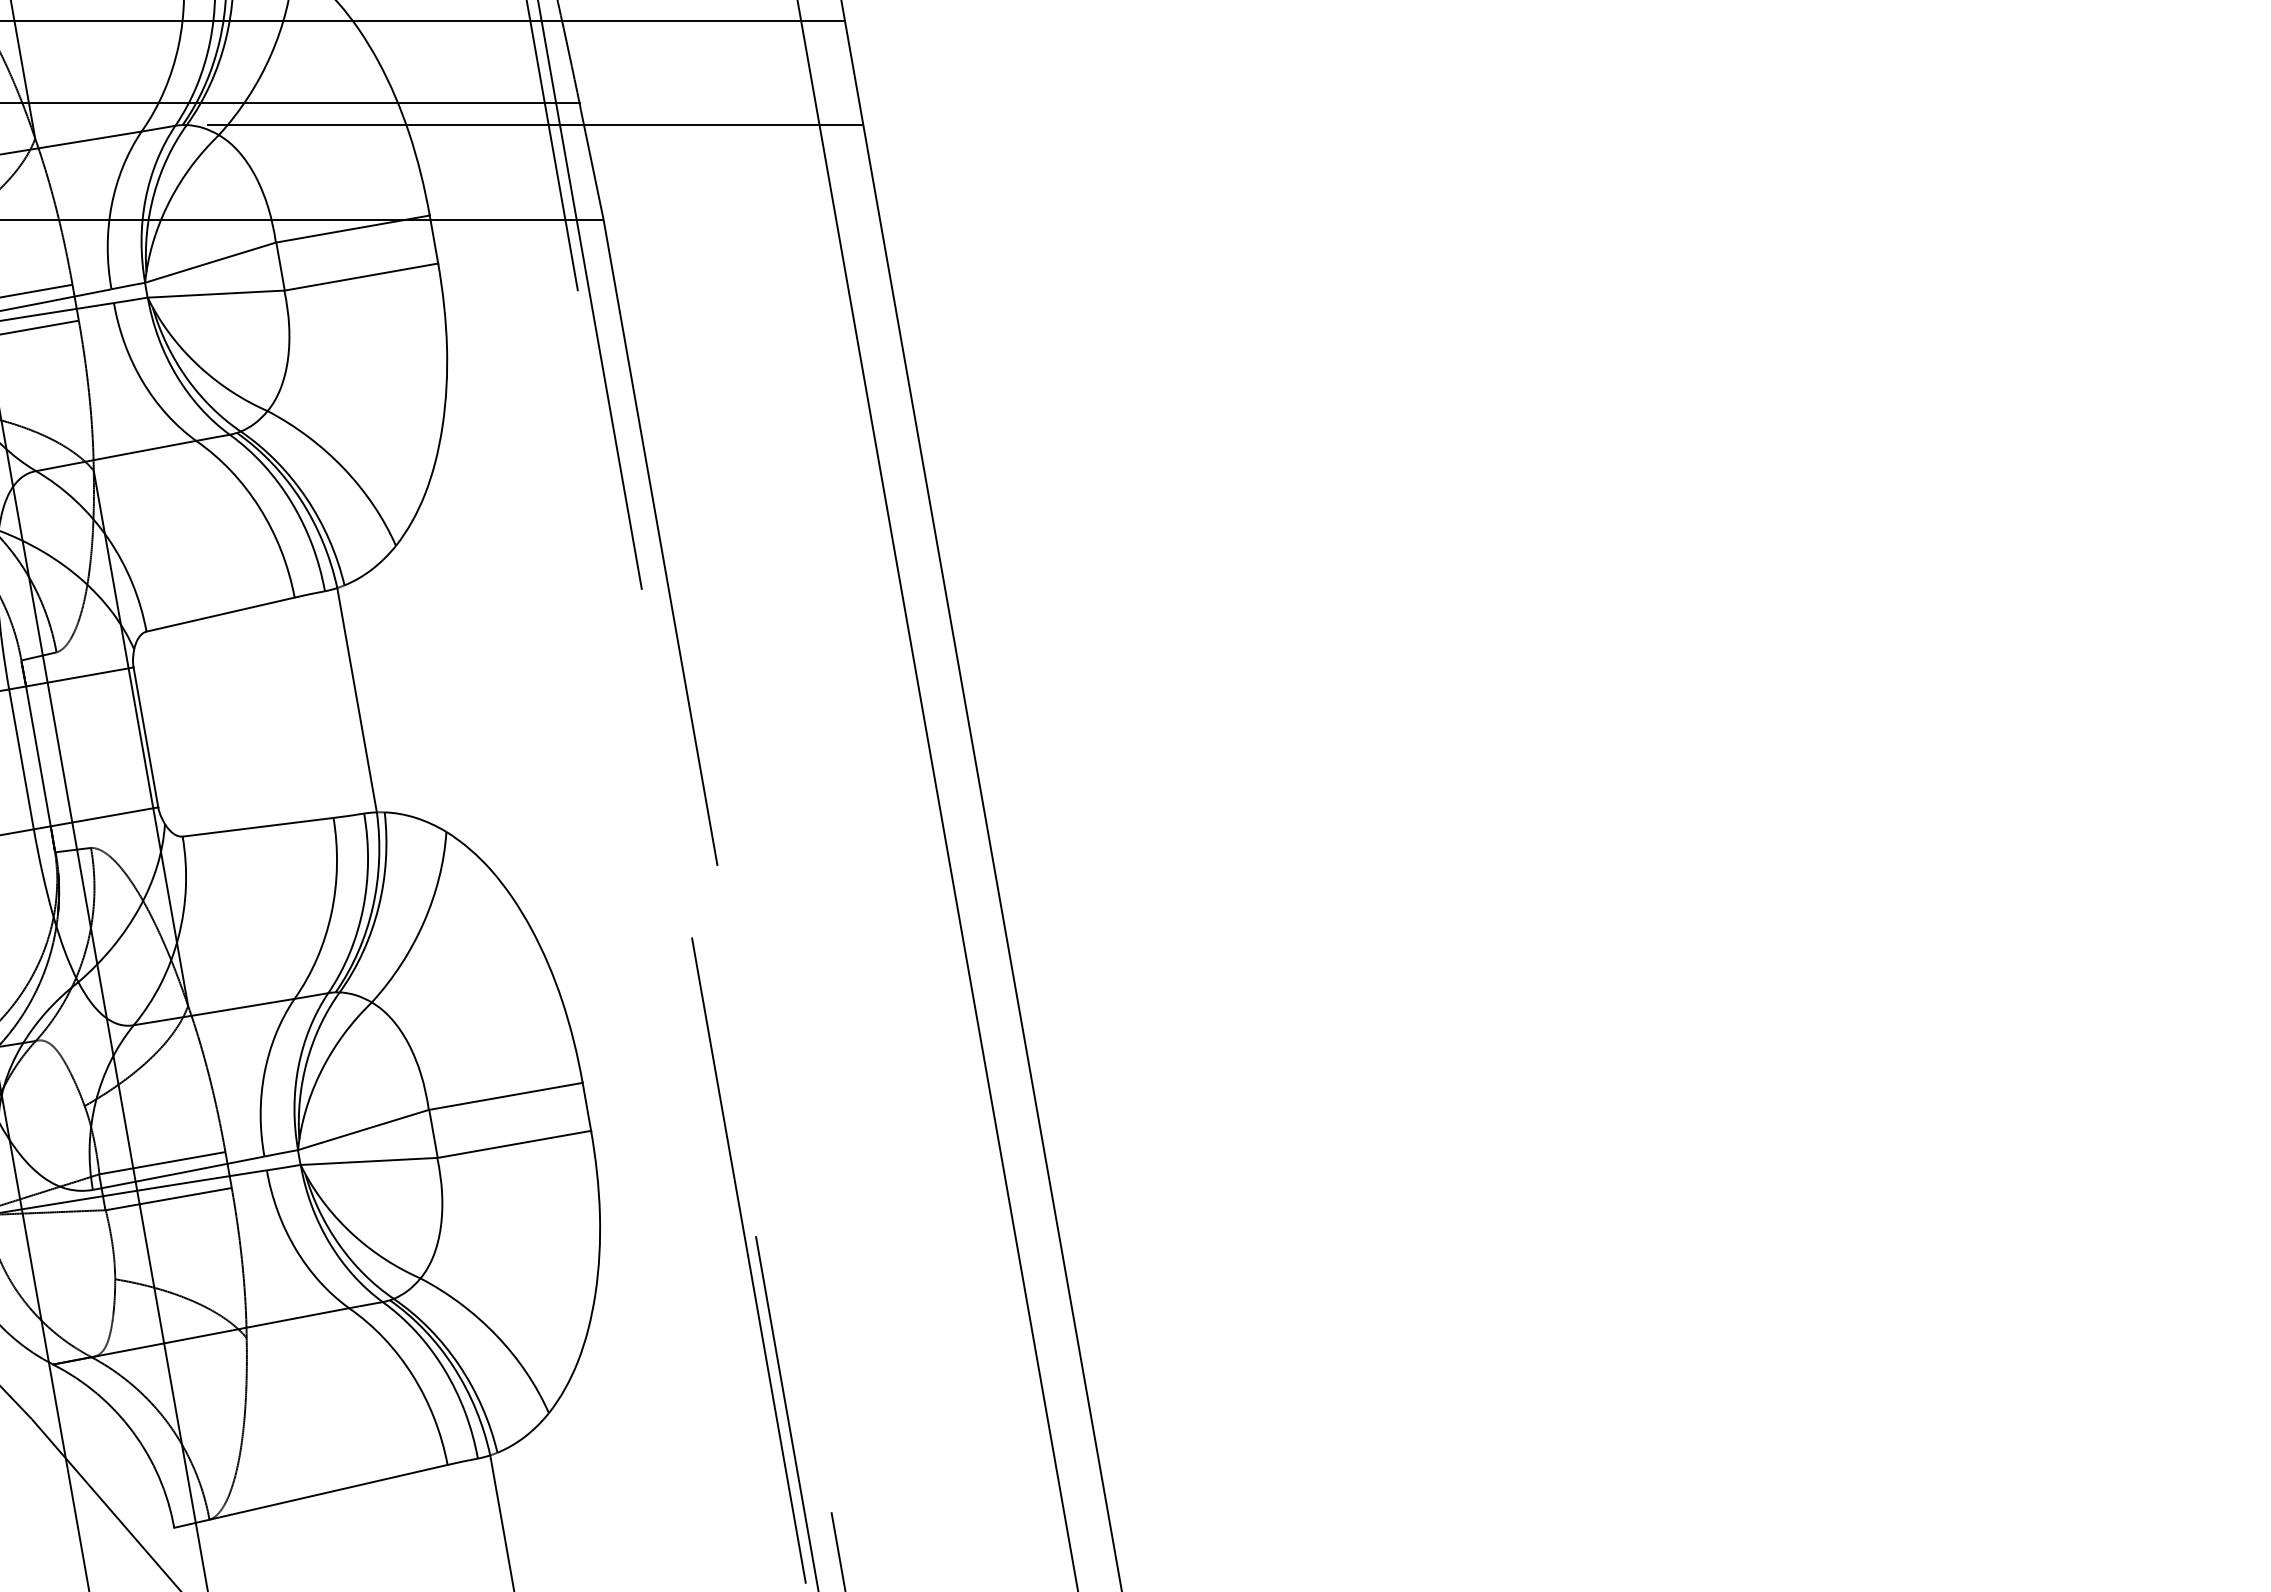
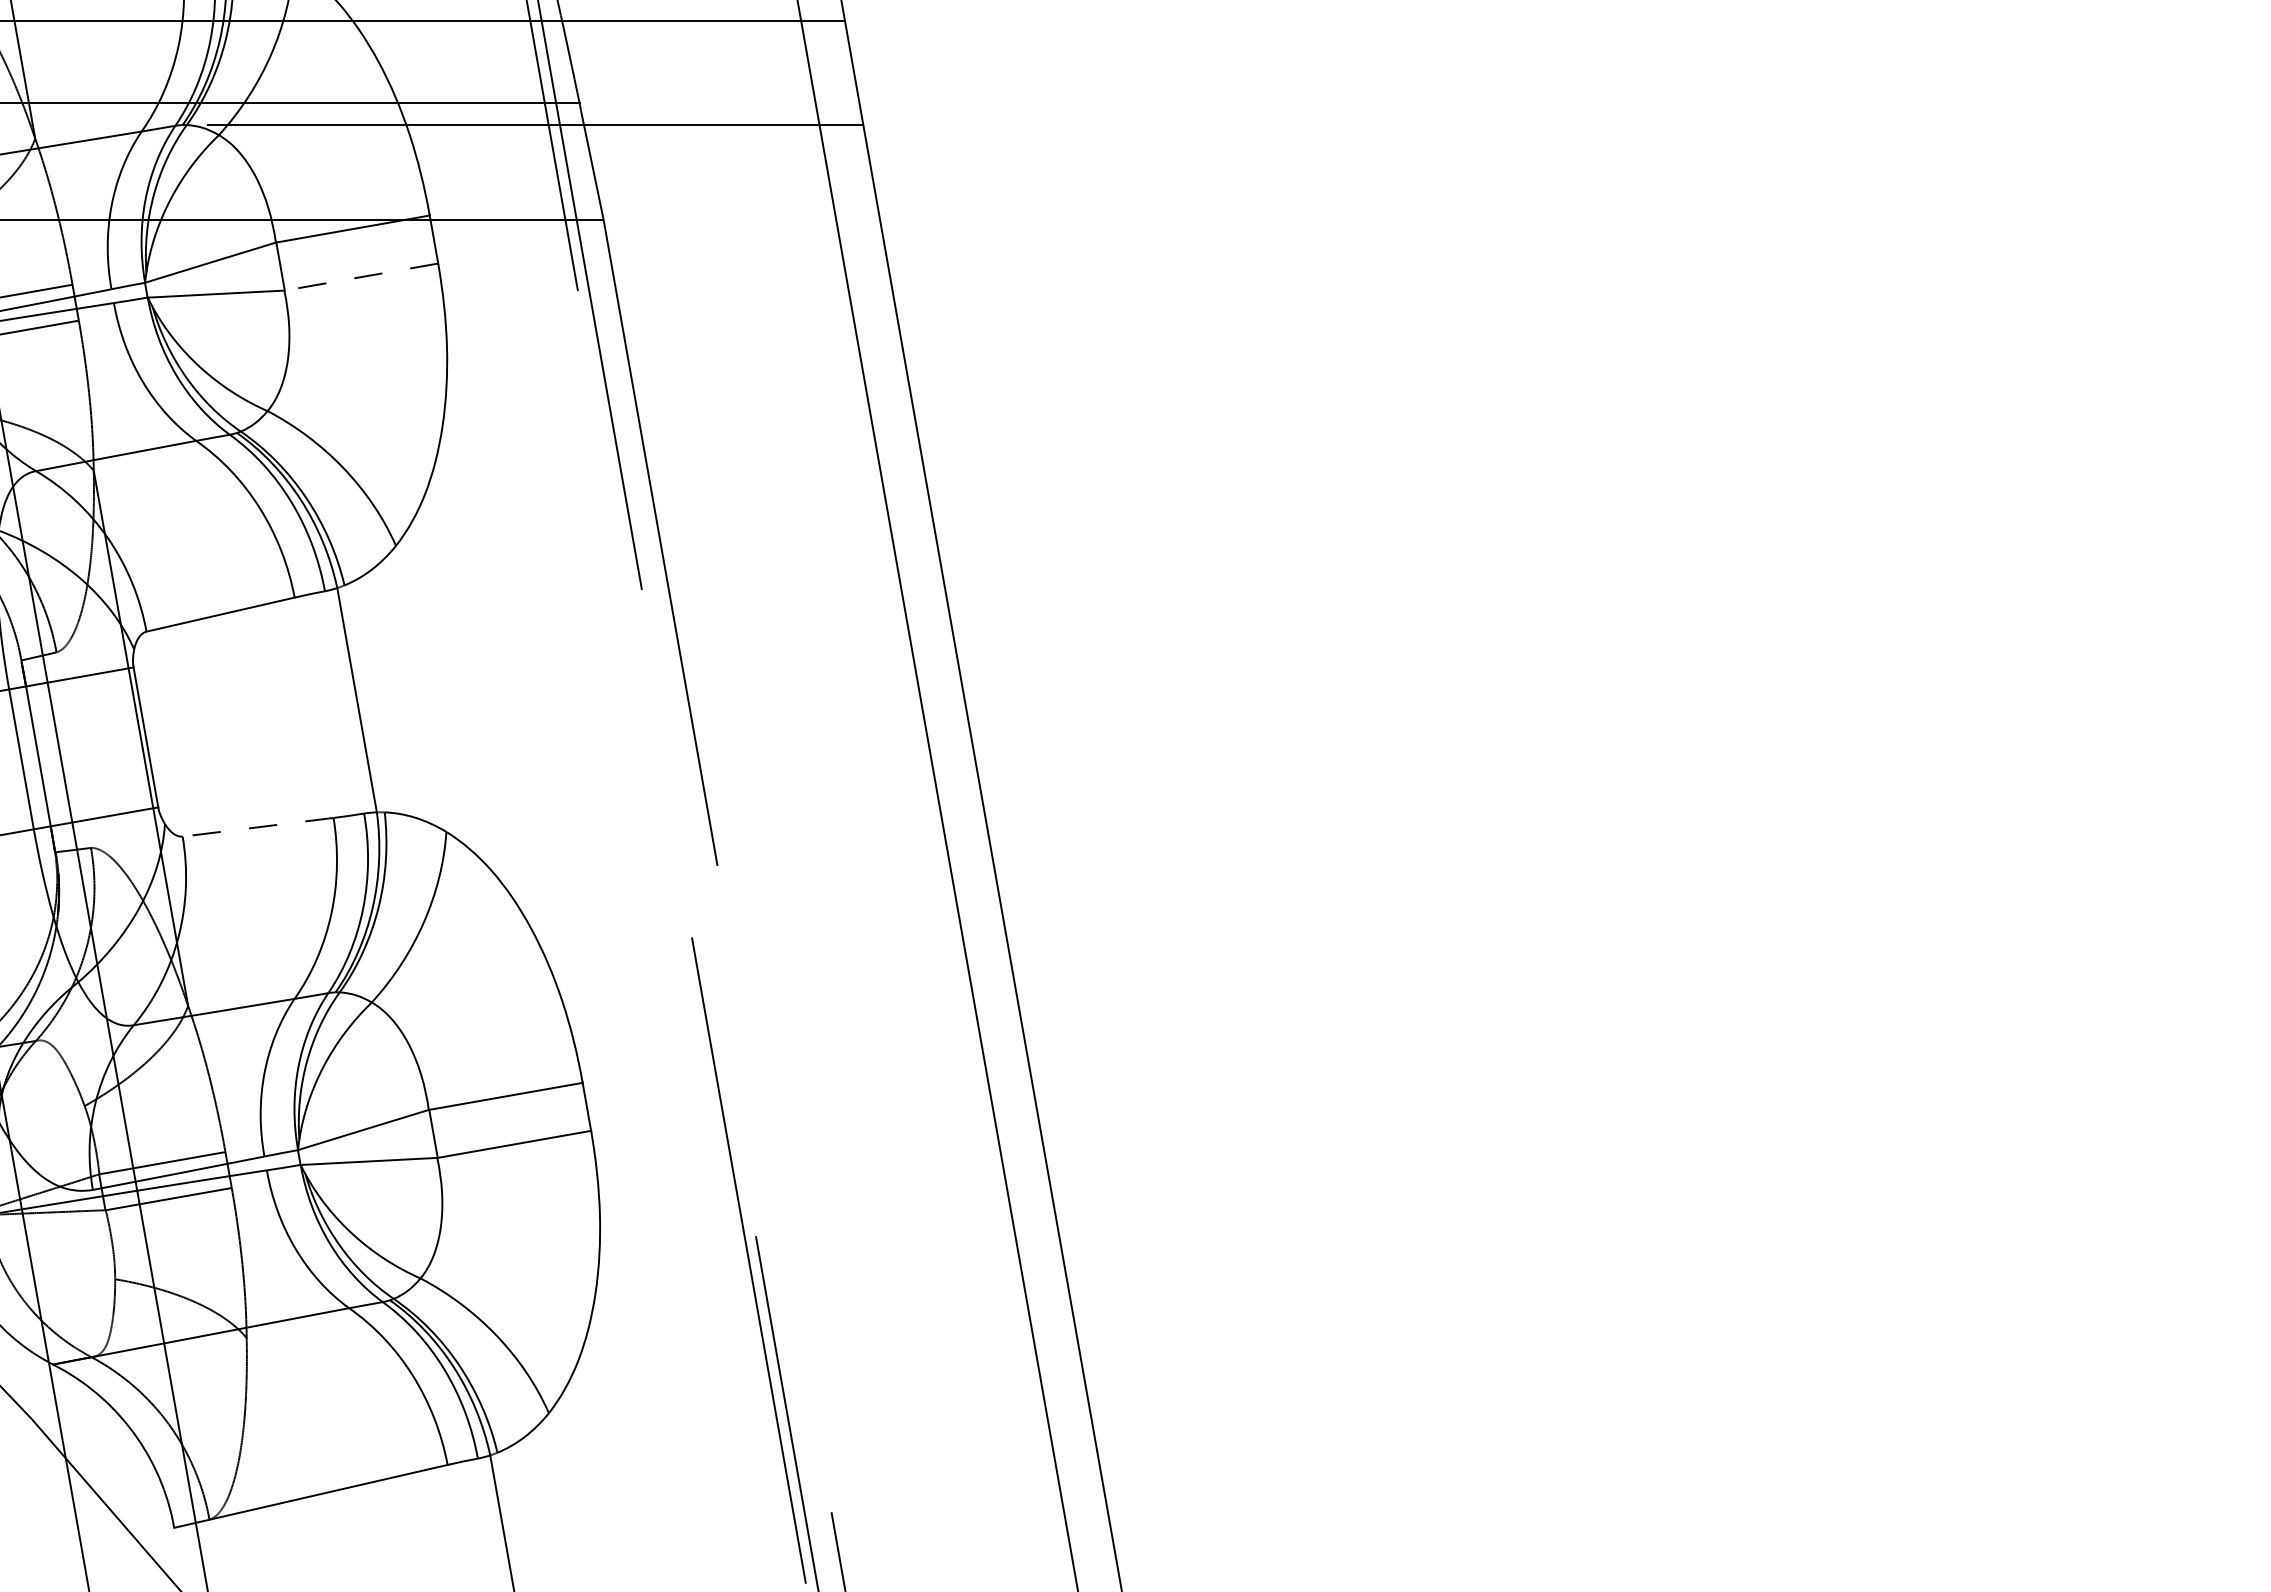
line: solid -> dashed (361, 277)
line: solid -> dashed (257, 827)
